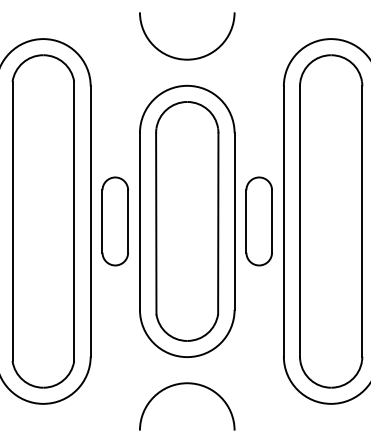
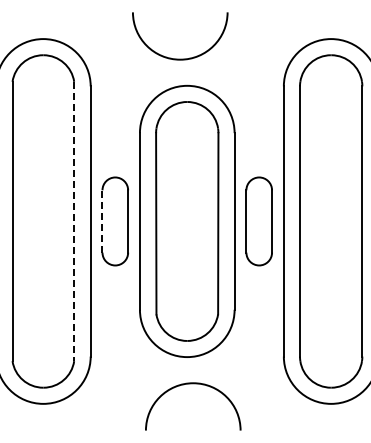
arc position: (187, 58) -> (180, 58) (180, 58)
line: solid -> dashed (102, 220)
line: solid -> dashed (74, 221)
arc position: (187, 384) -> (193, 384) (193, 384)
